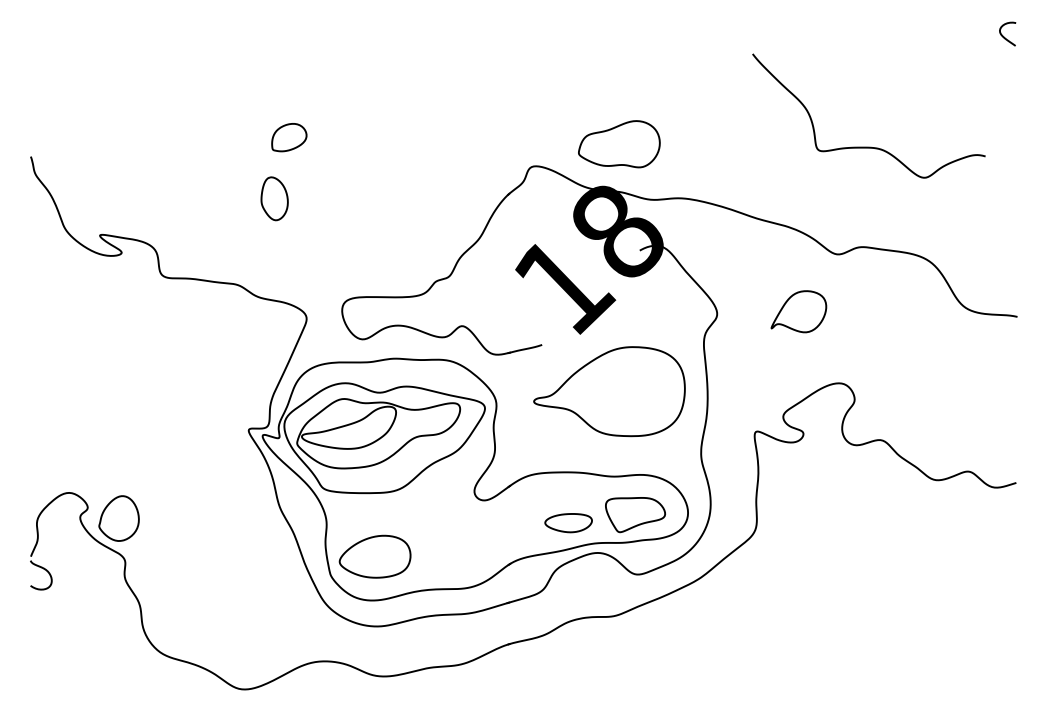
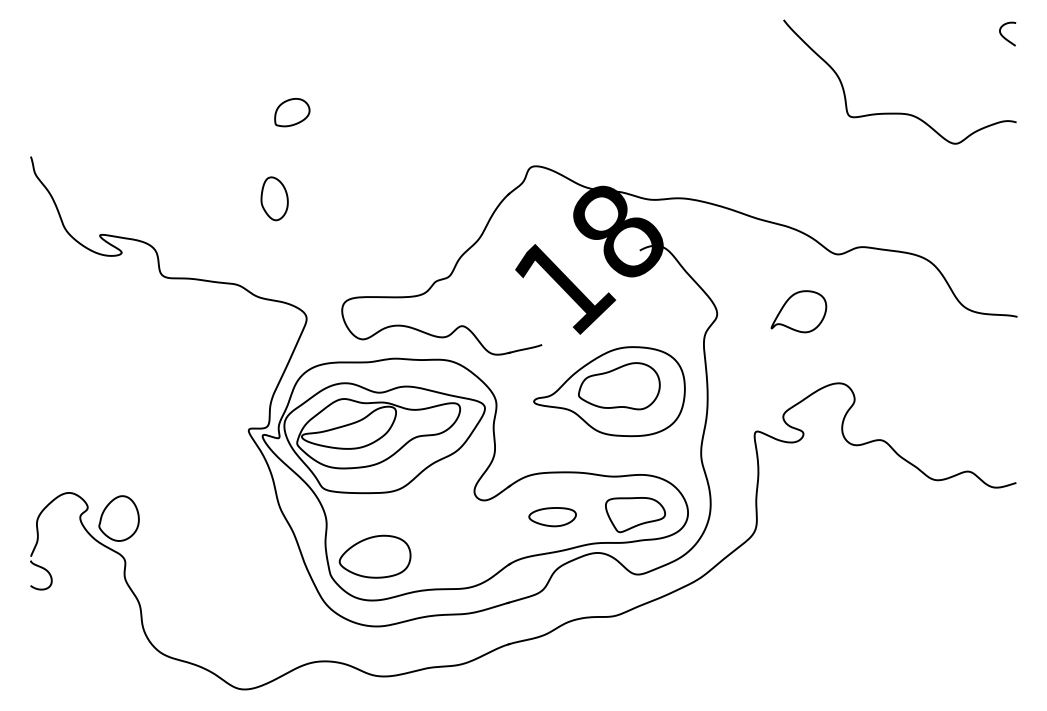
part position: (289, 137) -> (292, 112) (292, 112)
part position: (619, 144) -> (619, 386) (619, 386)
curve position: (868, 146) -> (899, 112) (899, 112)
part position: (568, 523) -> (552, 517) (552, 517)
